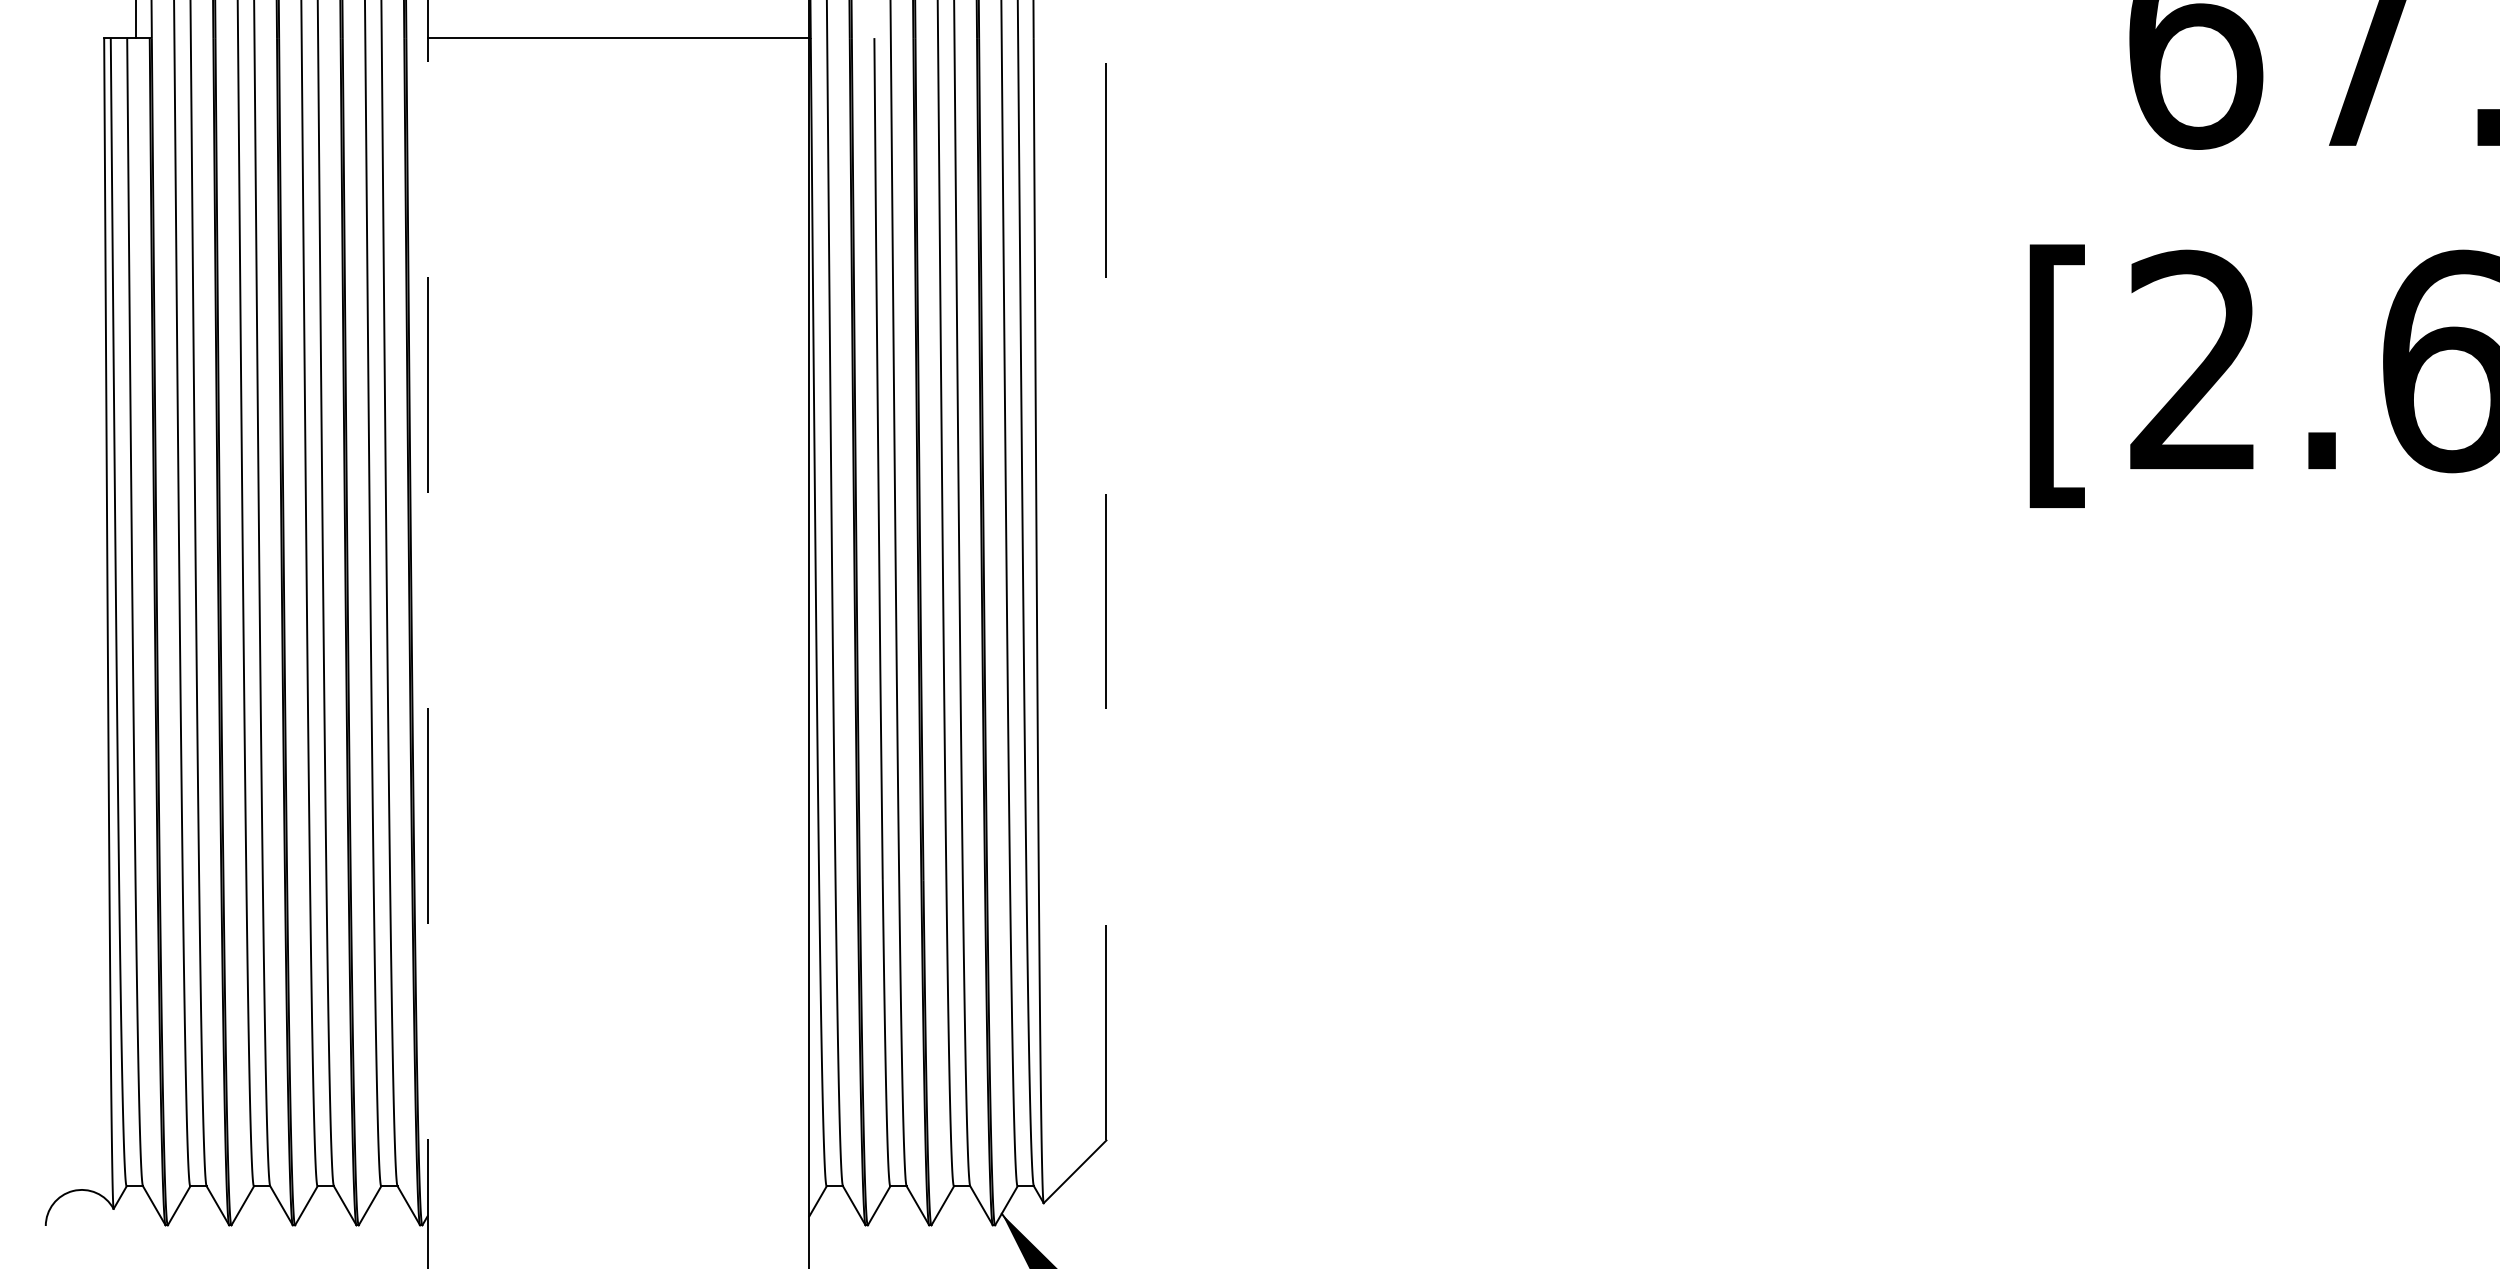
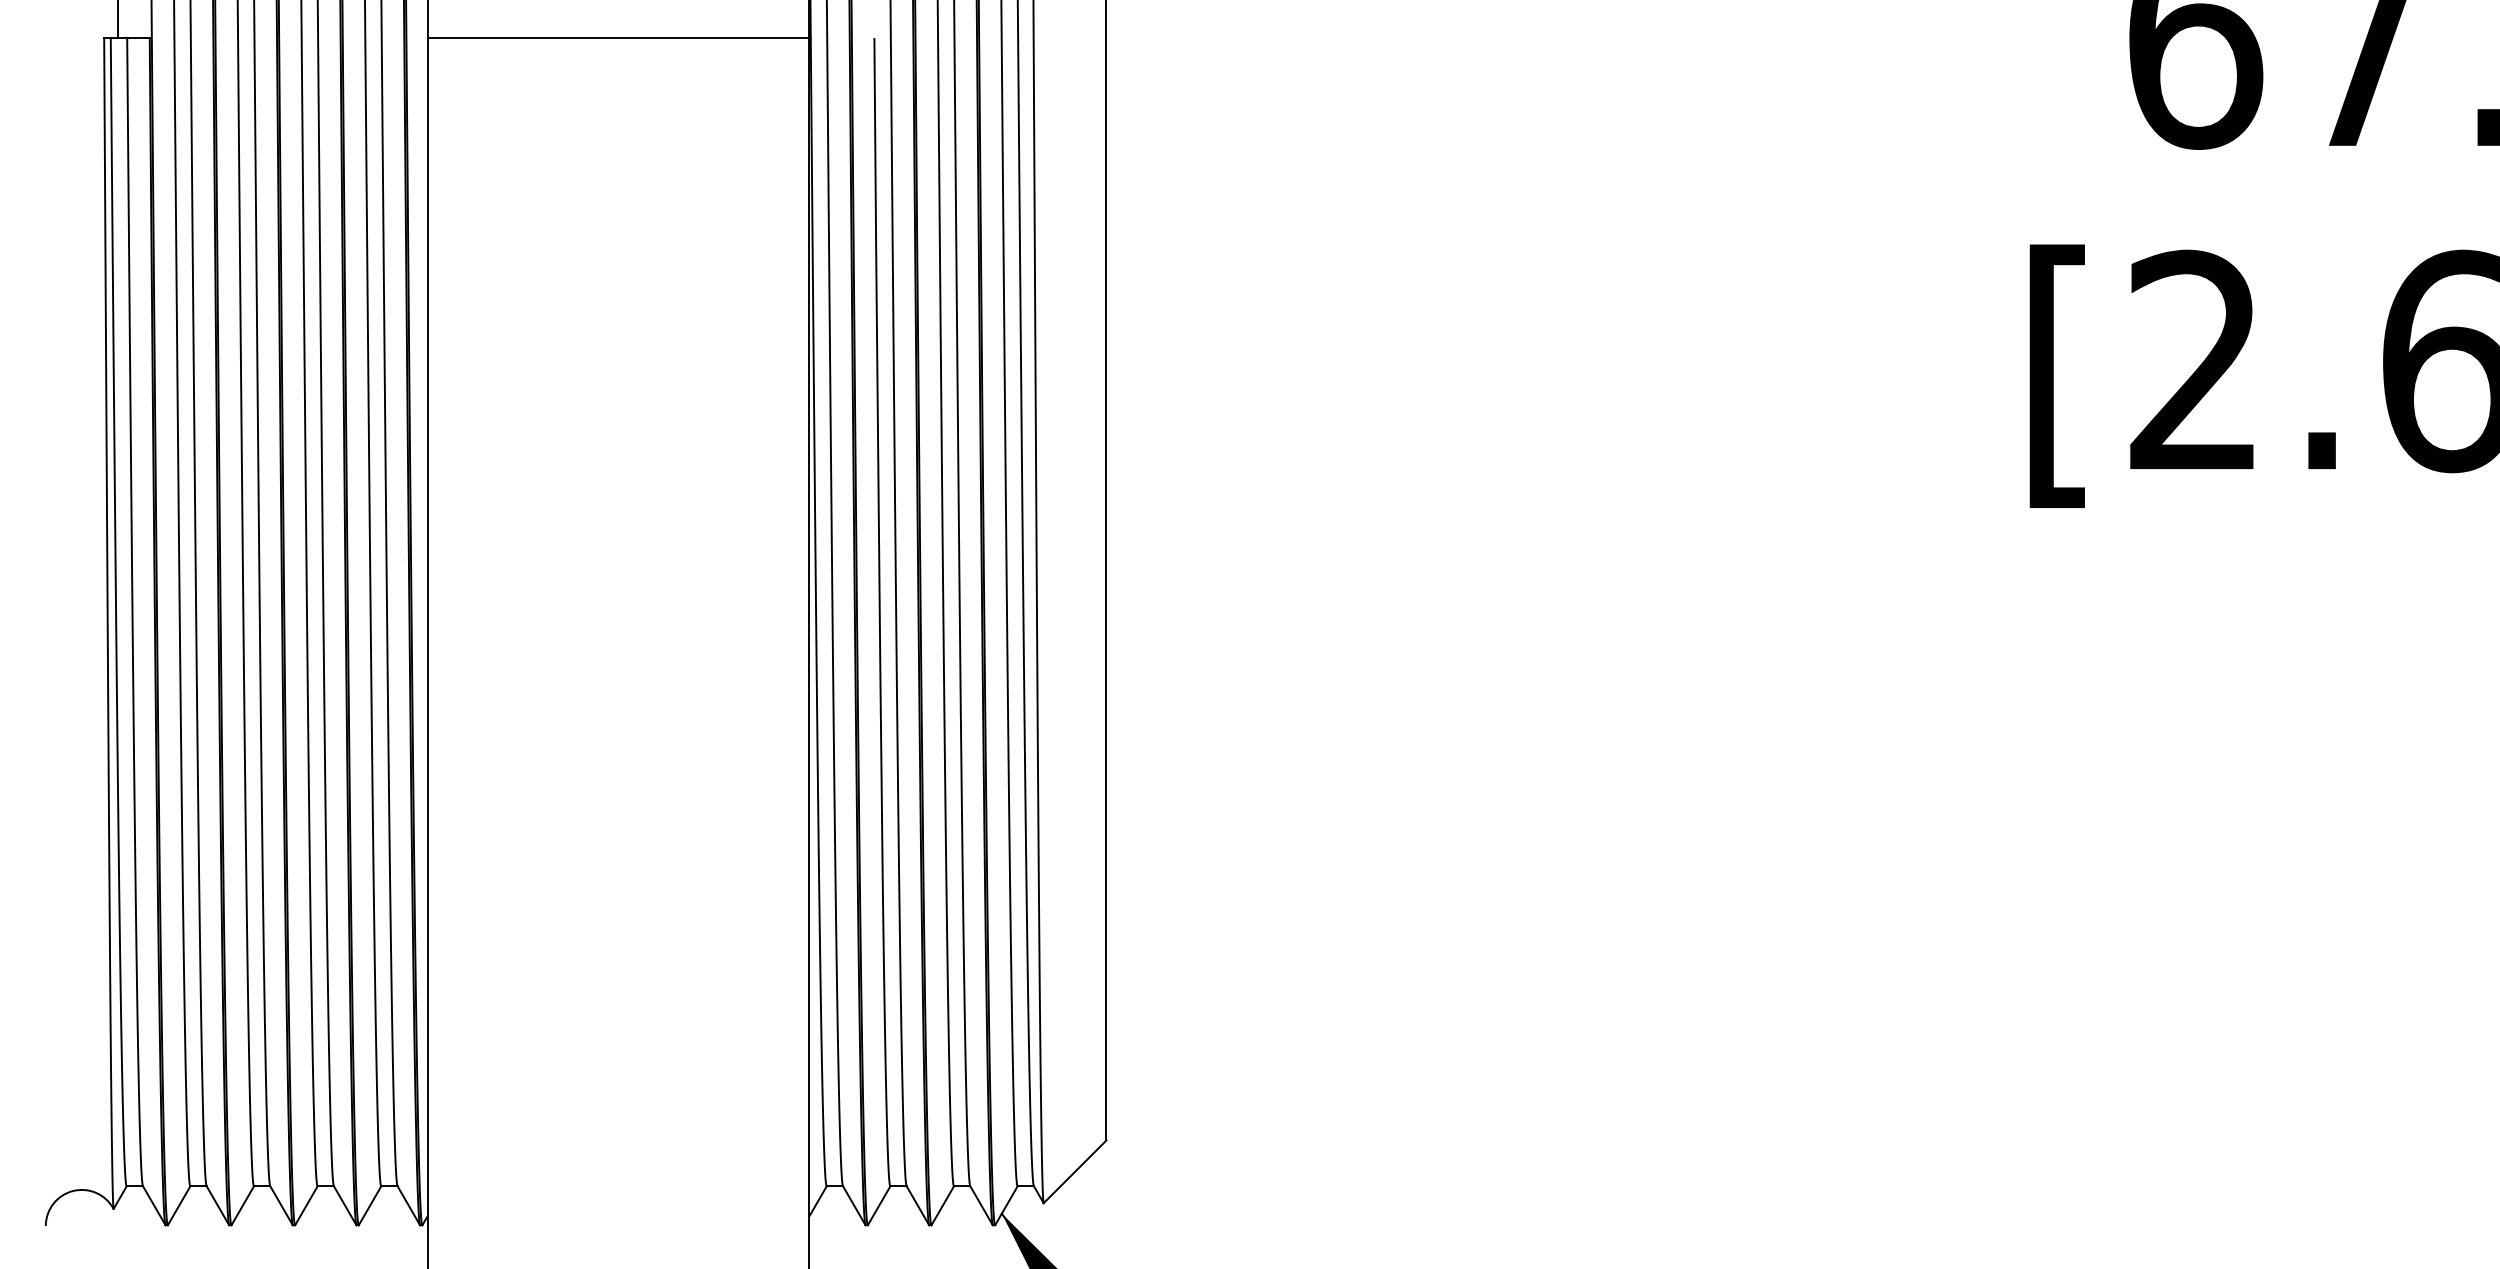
line position: (135, 20) -> (117, 20) (117, 20)
line: dashed -> solid (1106, 570)
line: dashed -> solid (427, 635)
